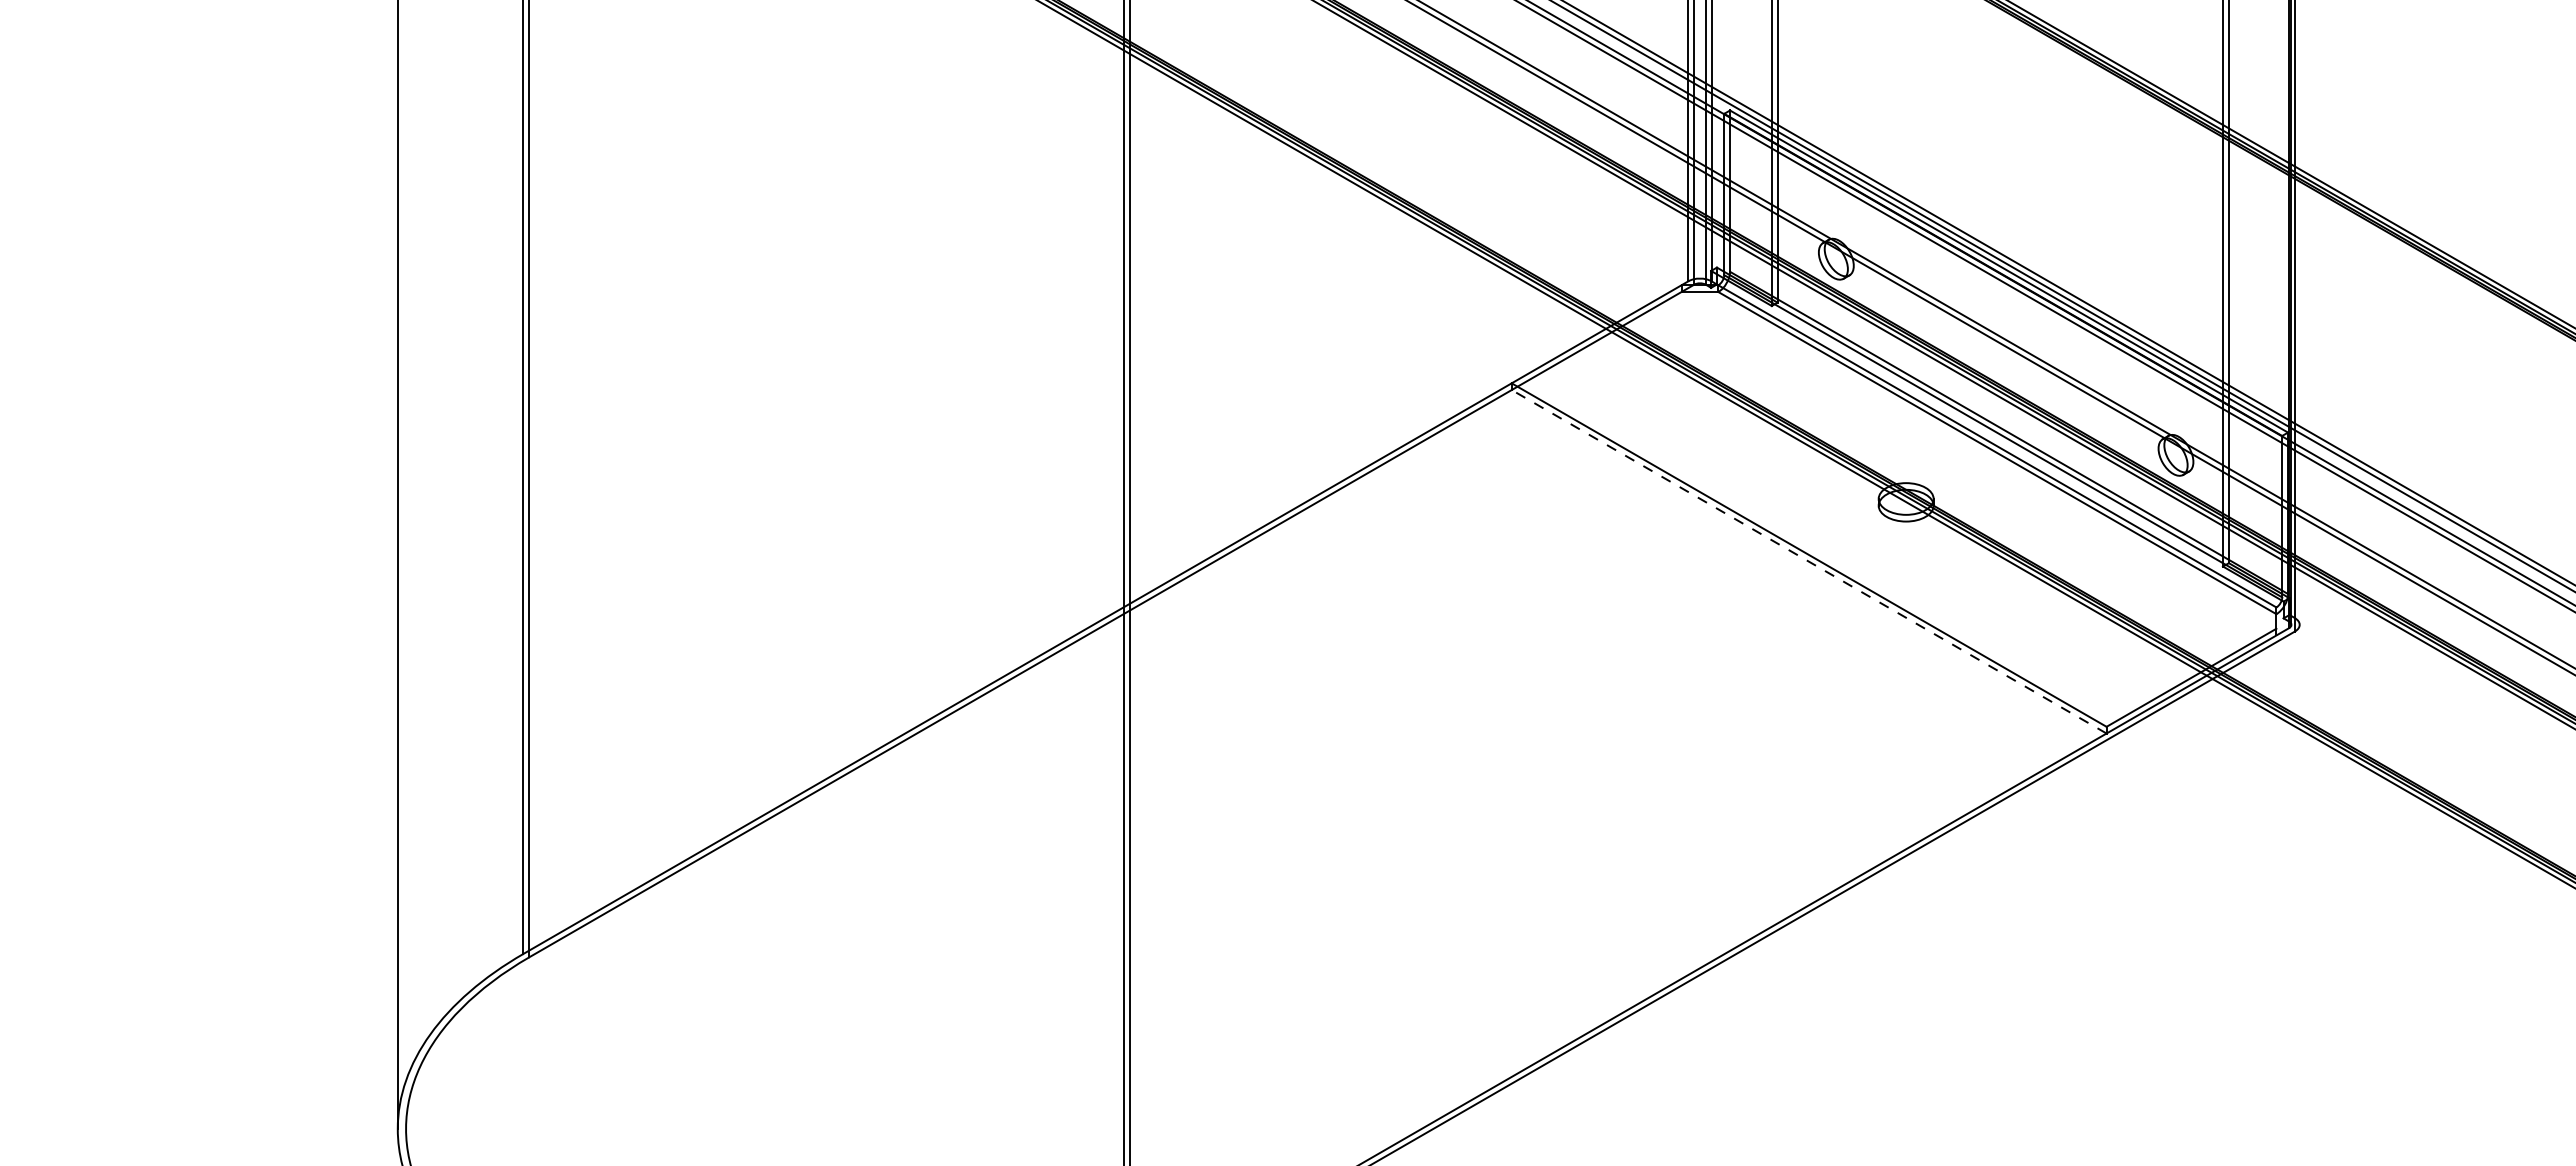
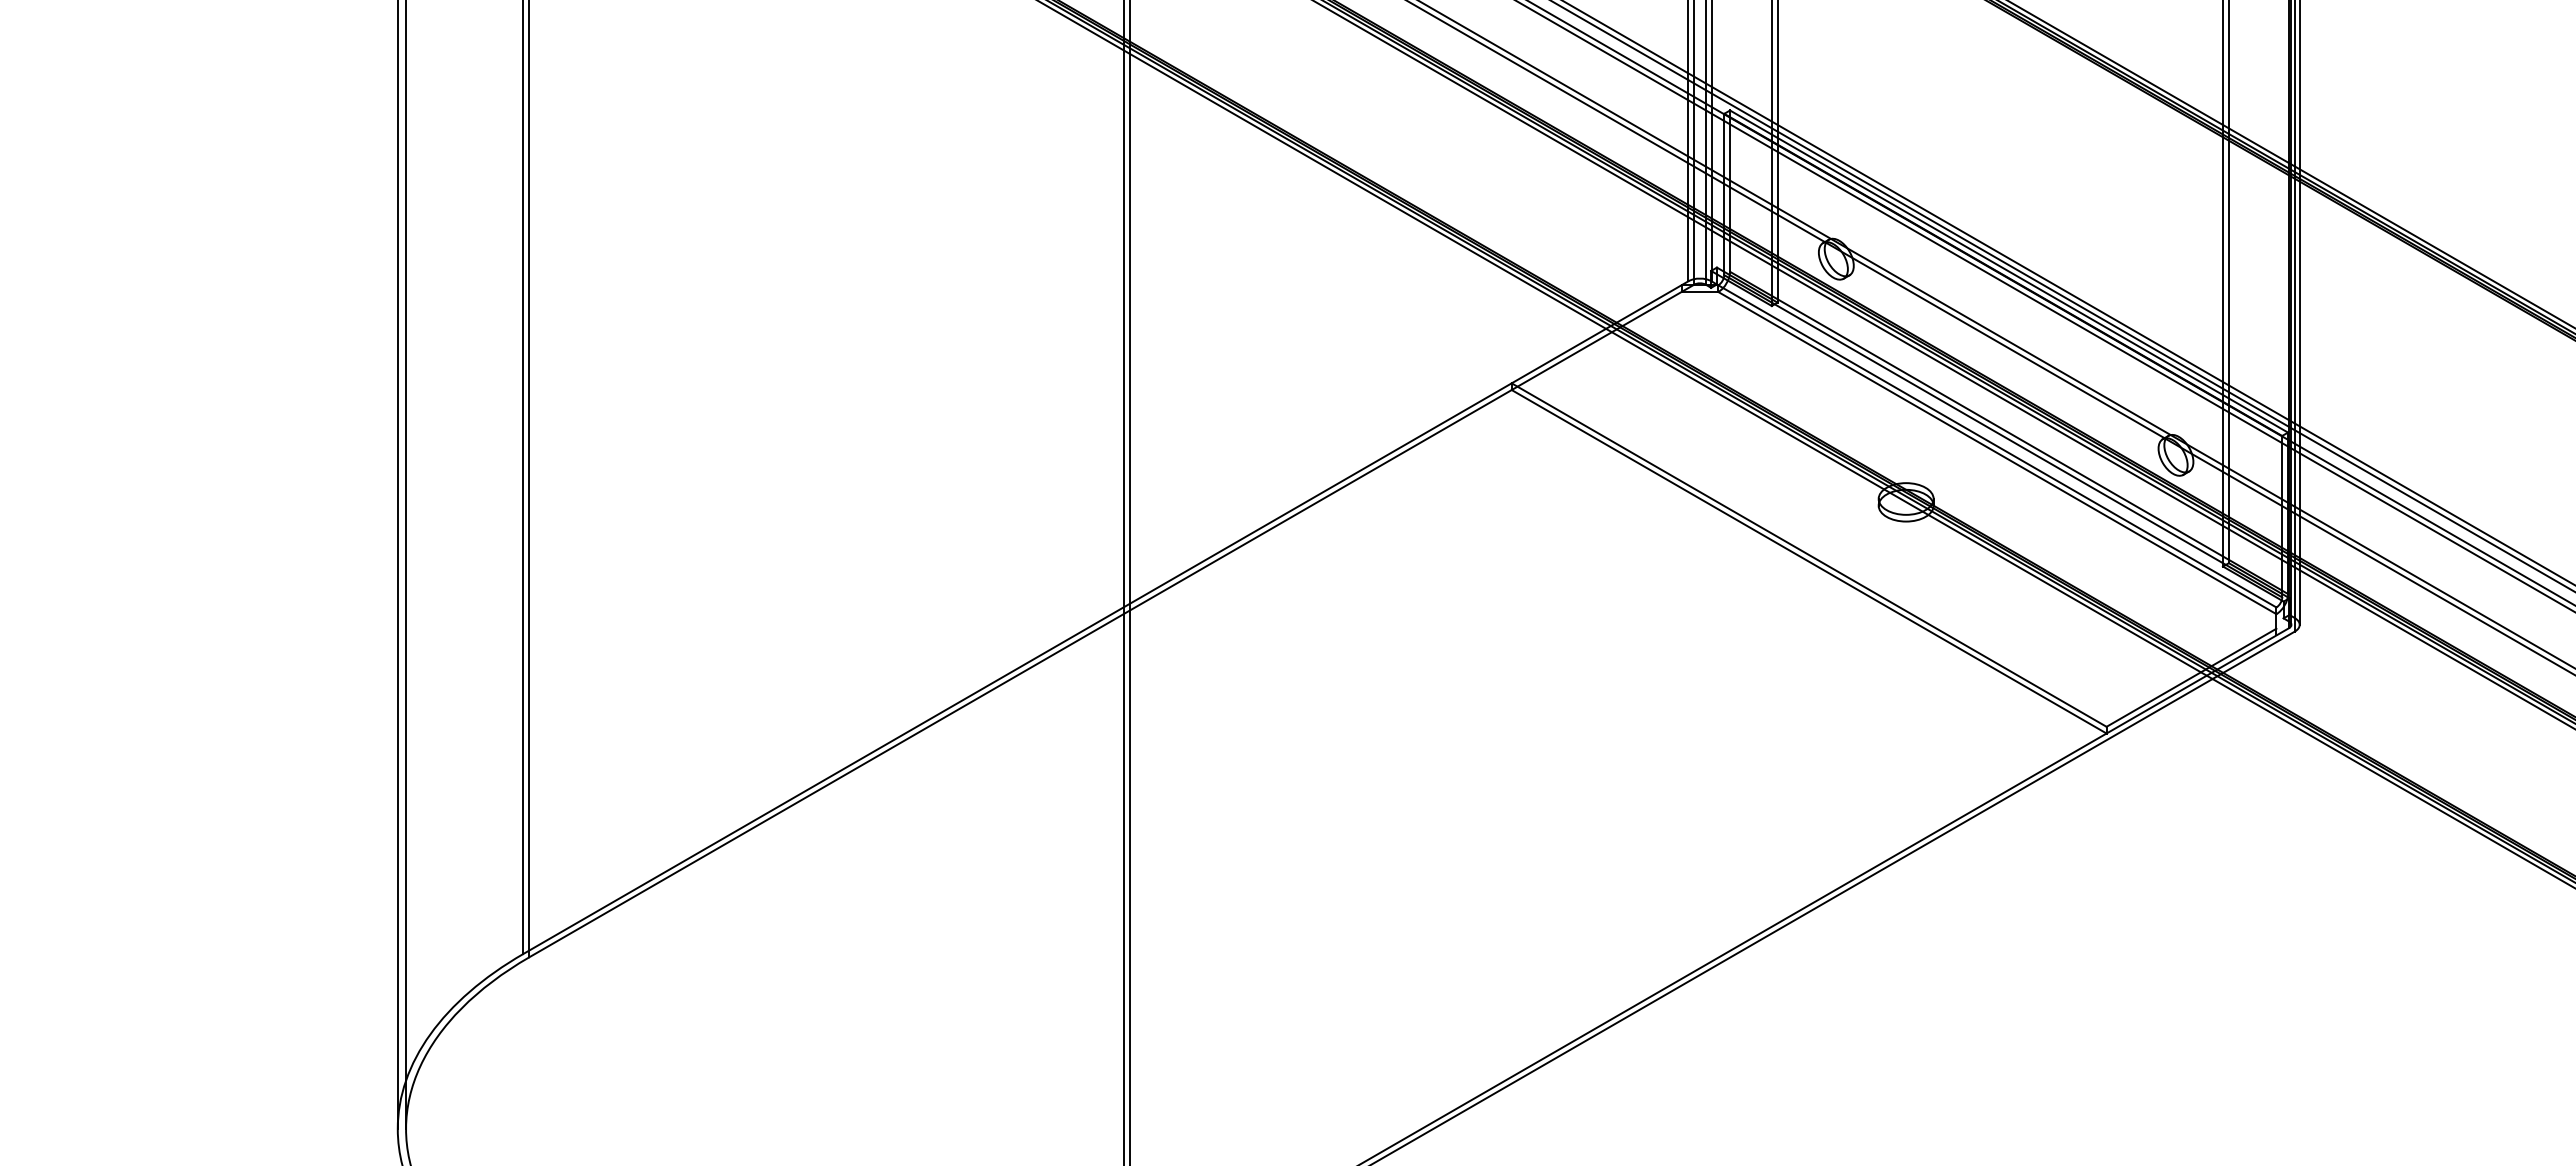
line: none -> present (2299, 313)
line: dashed -> solid (1808, 561)
line: none -> present (405, 565)
